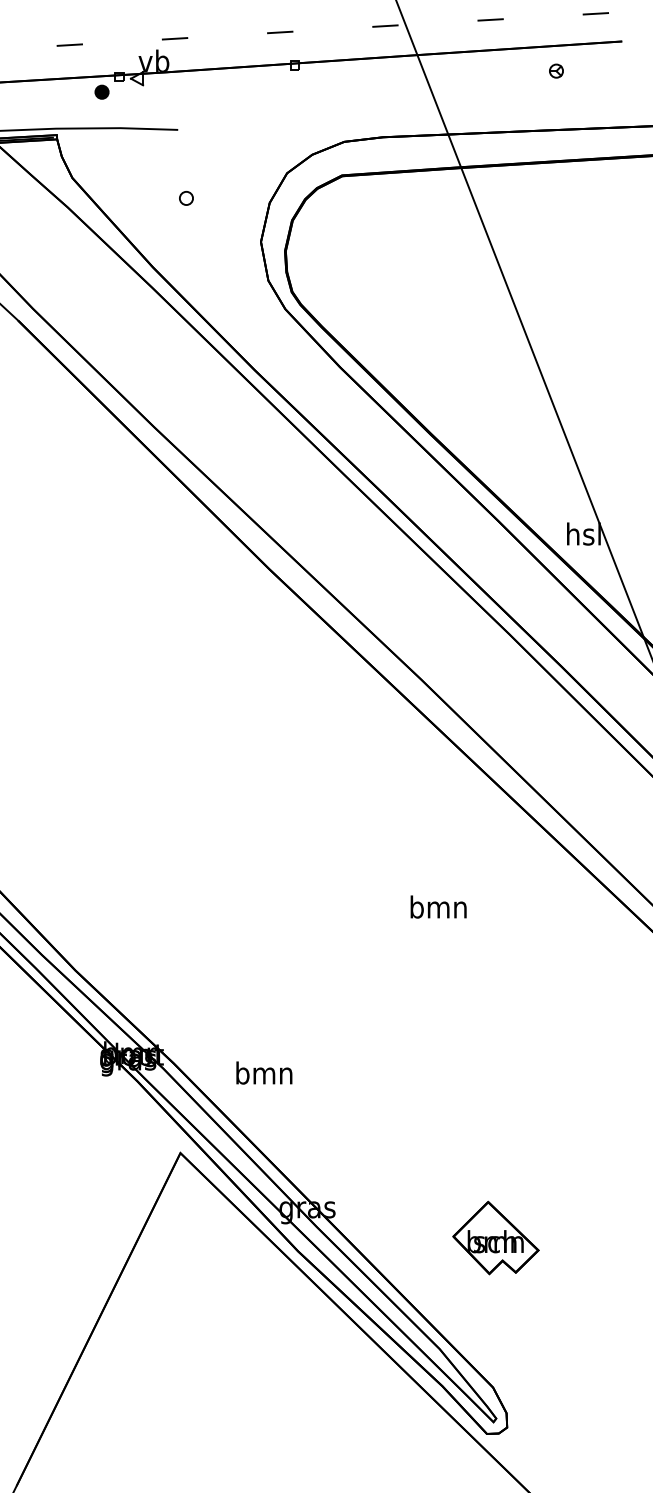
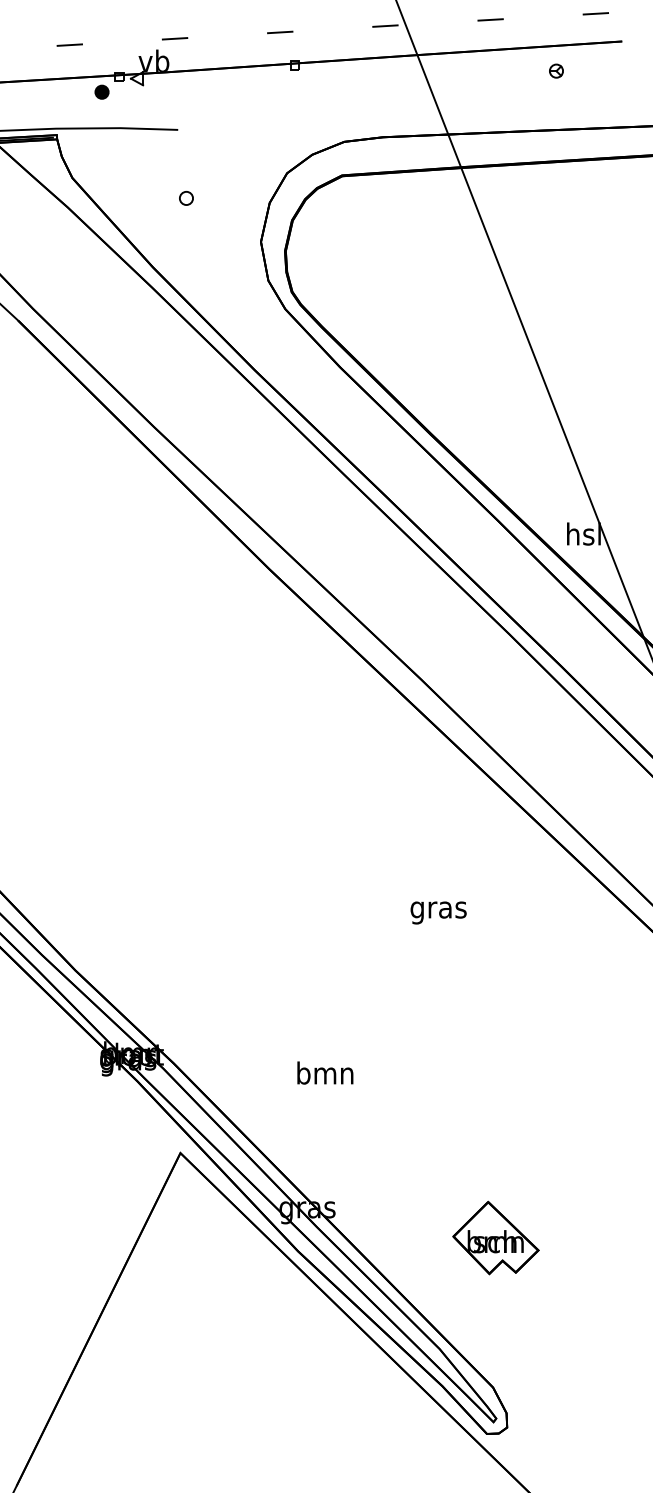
text: bmn -> gras (438, 909)
text position: (264, 1072) -> (325, 1072) (325, 1072)
